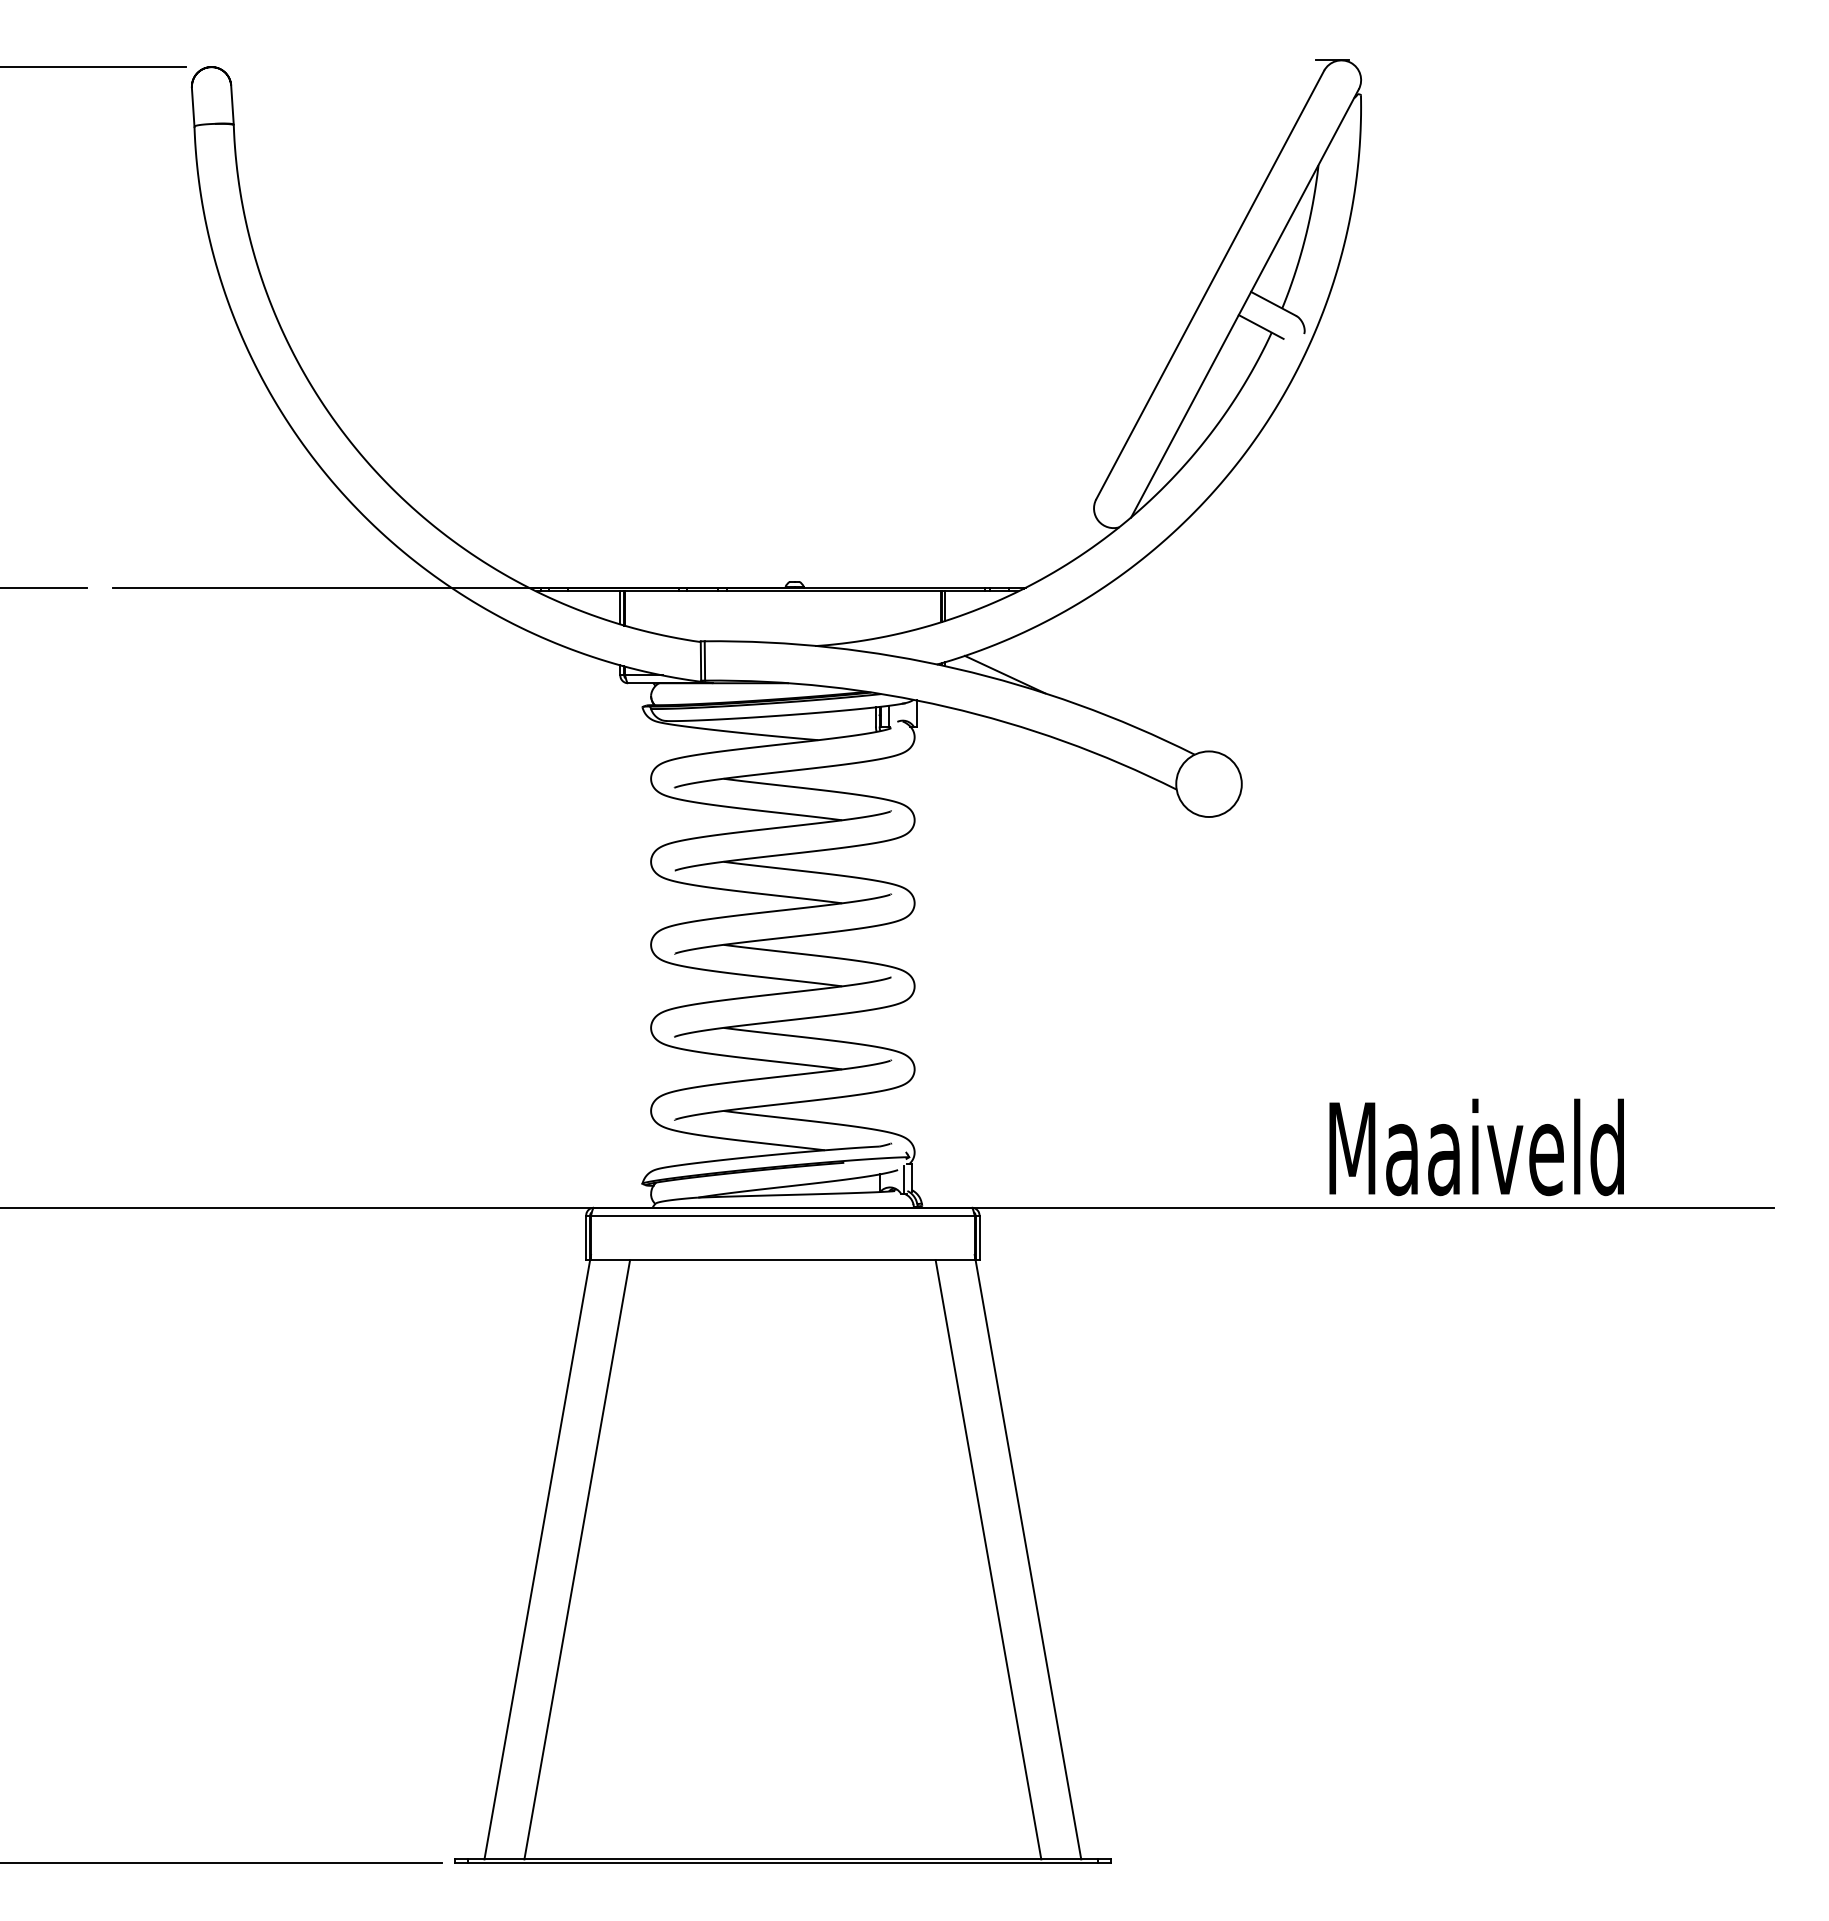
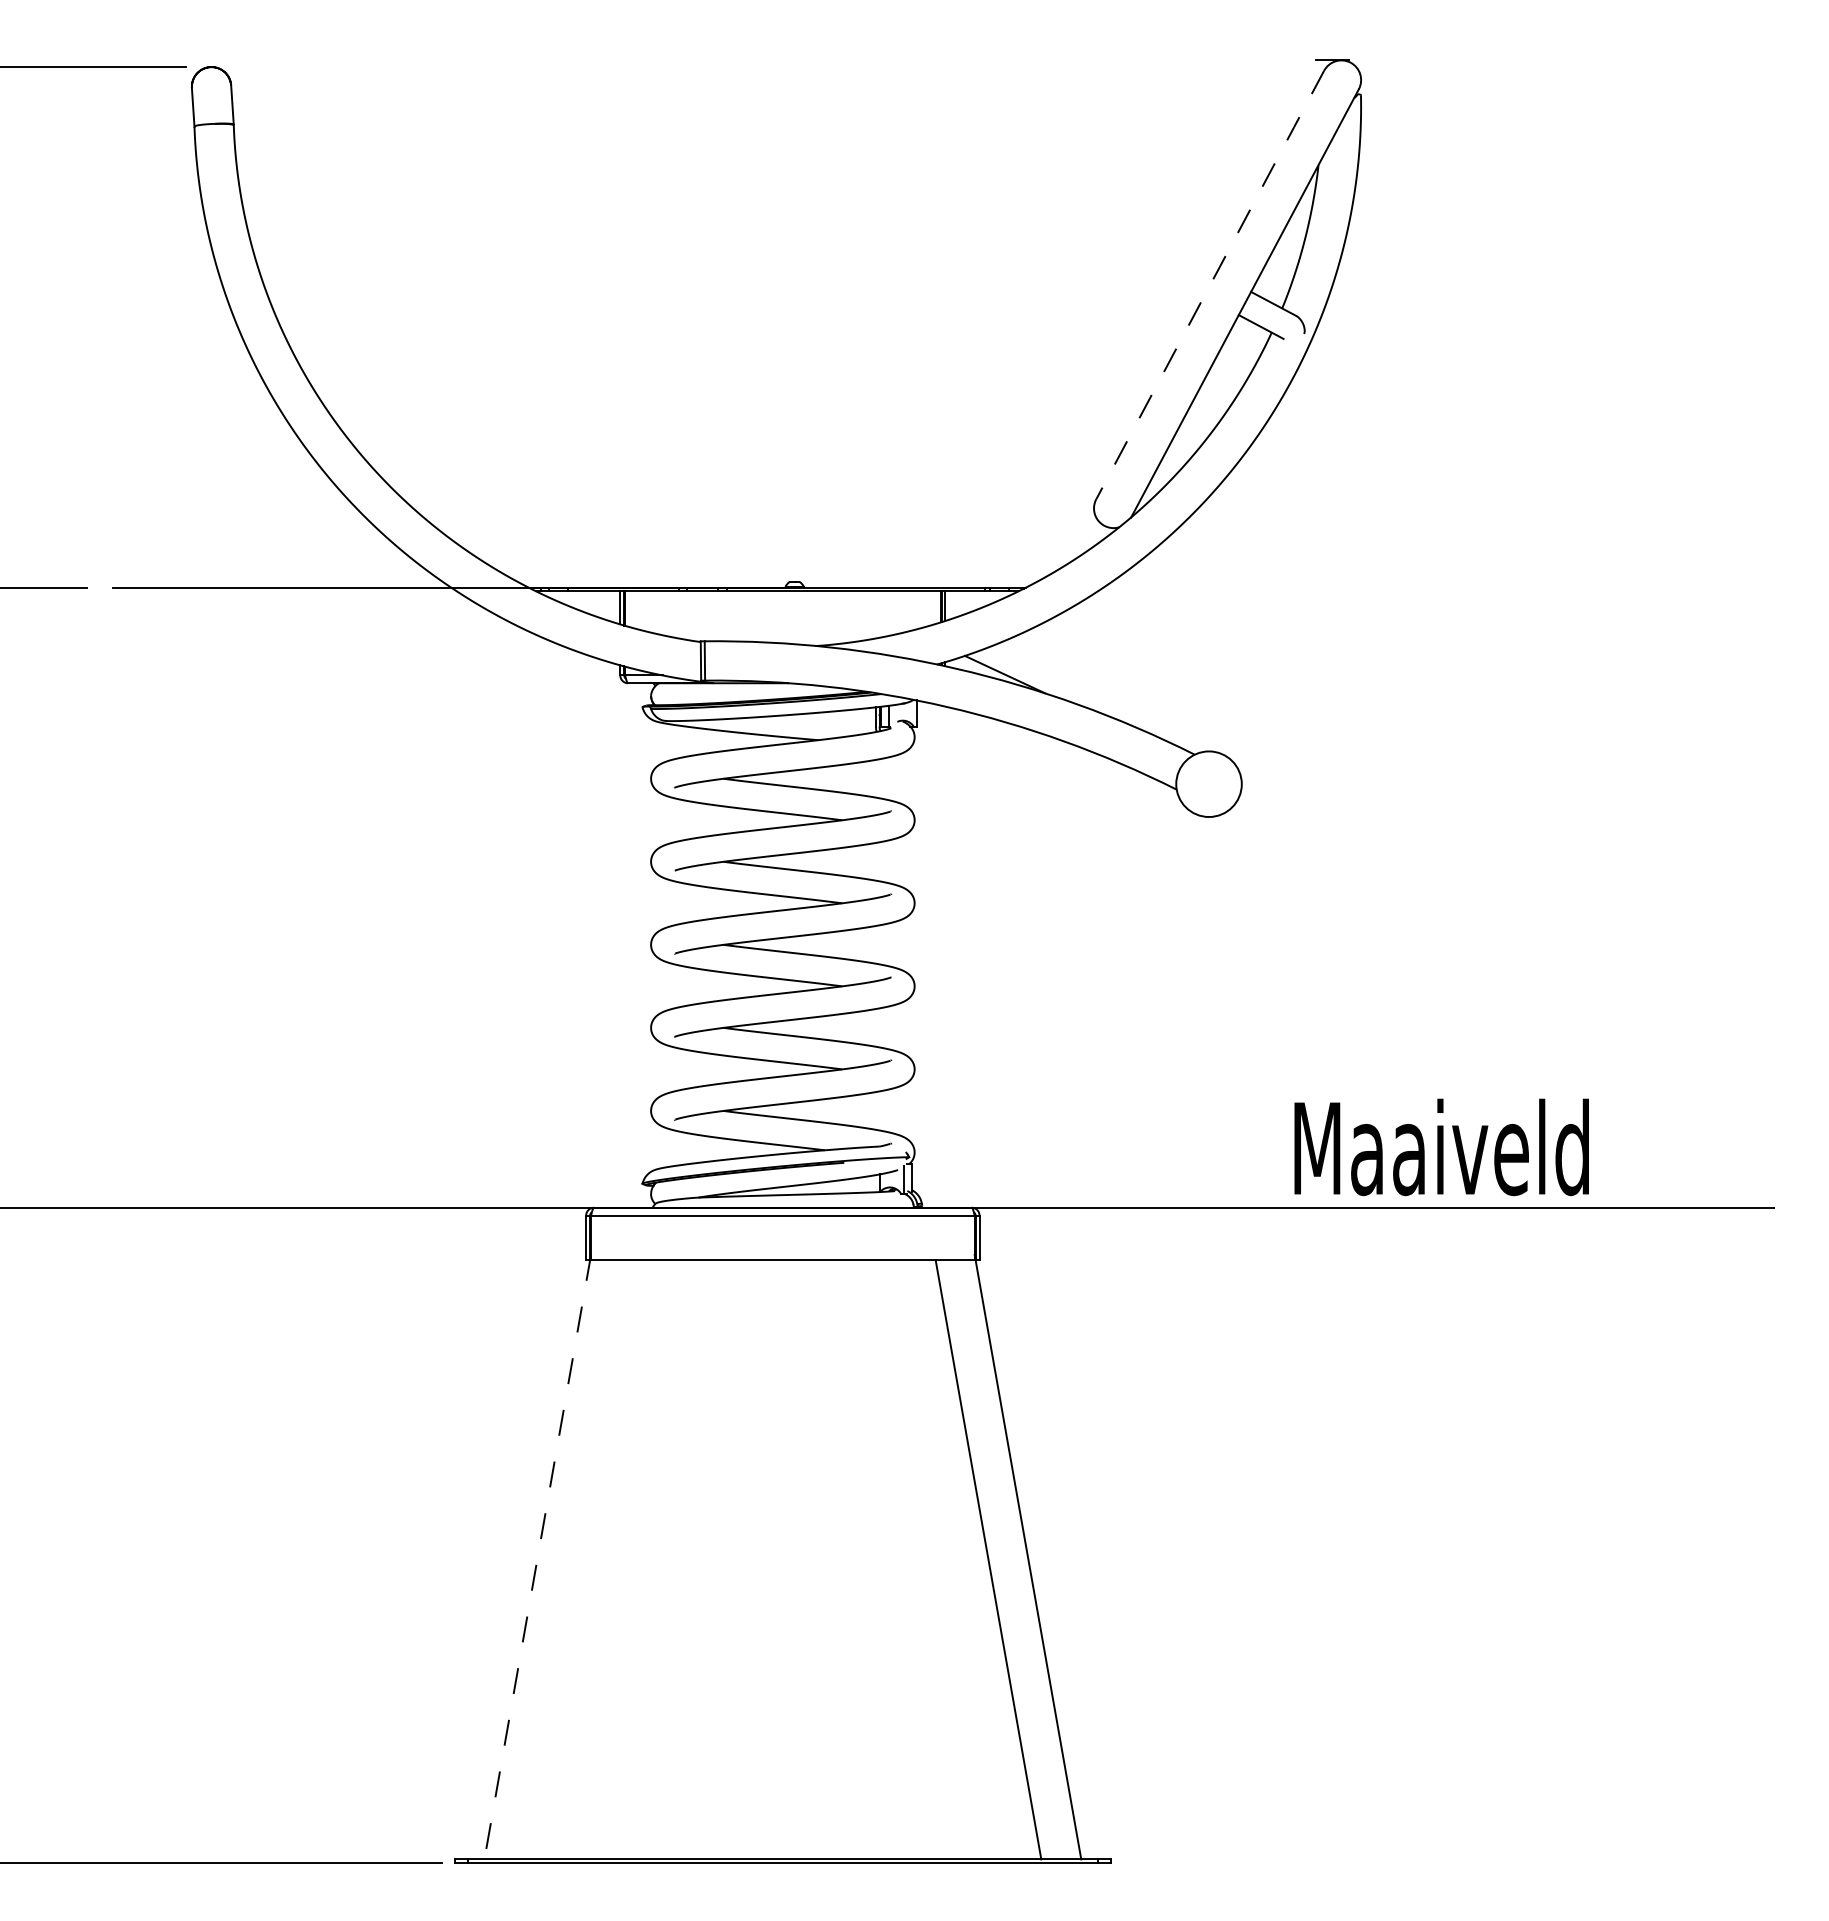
line: solid -> dashed (1210, 285)
text position: (1476, 1147) -> (1441, 1147) (1441, 1147)
line: solid -> dashed (537, 1557)
line: present -> none (577, 1559)
